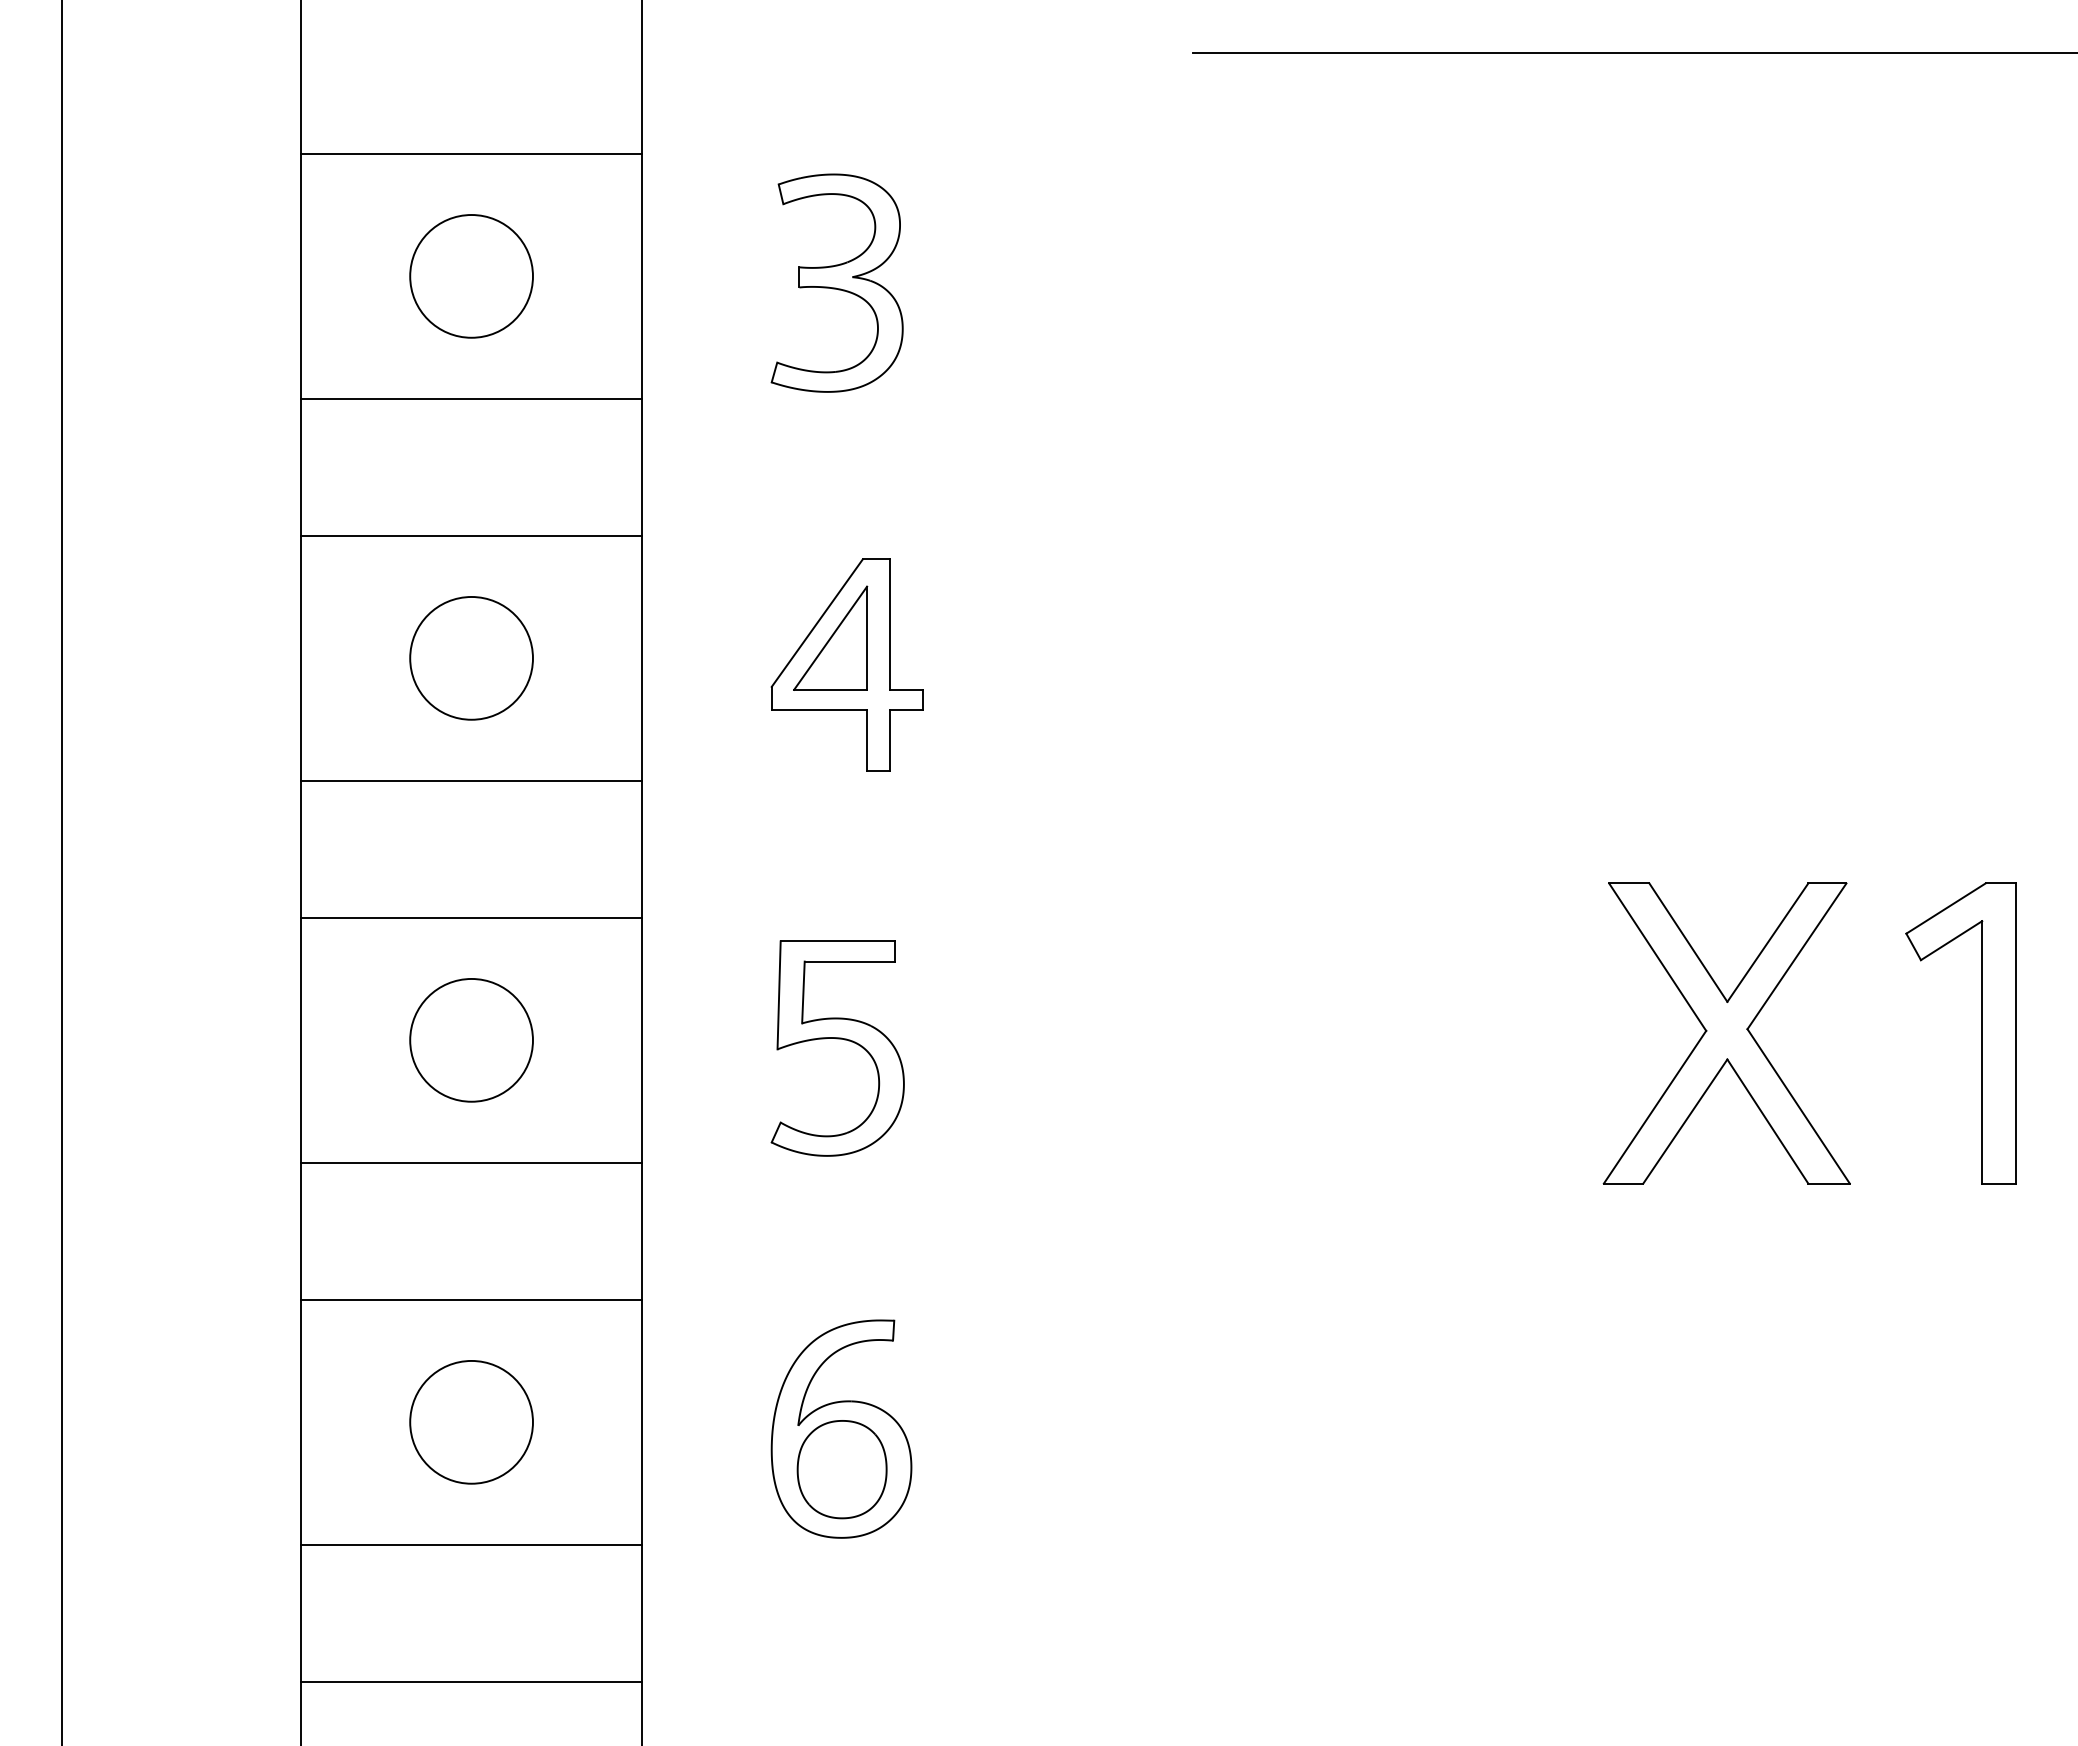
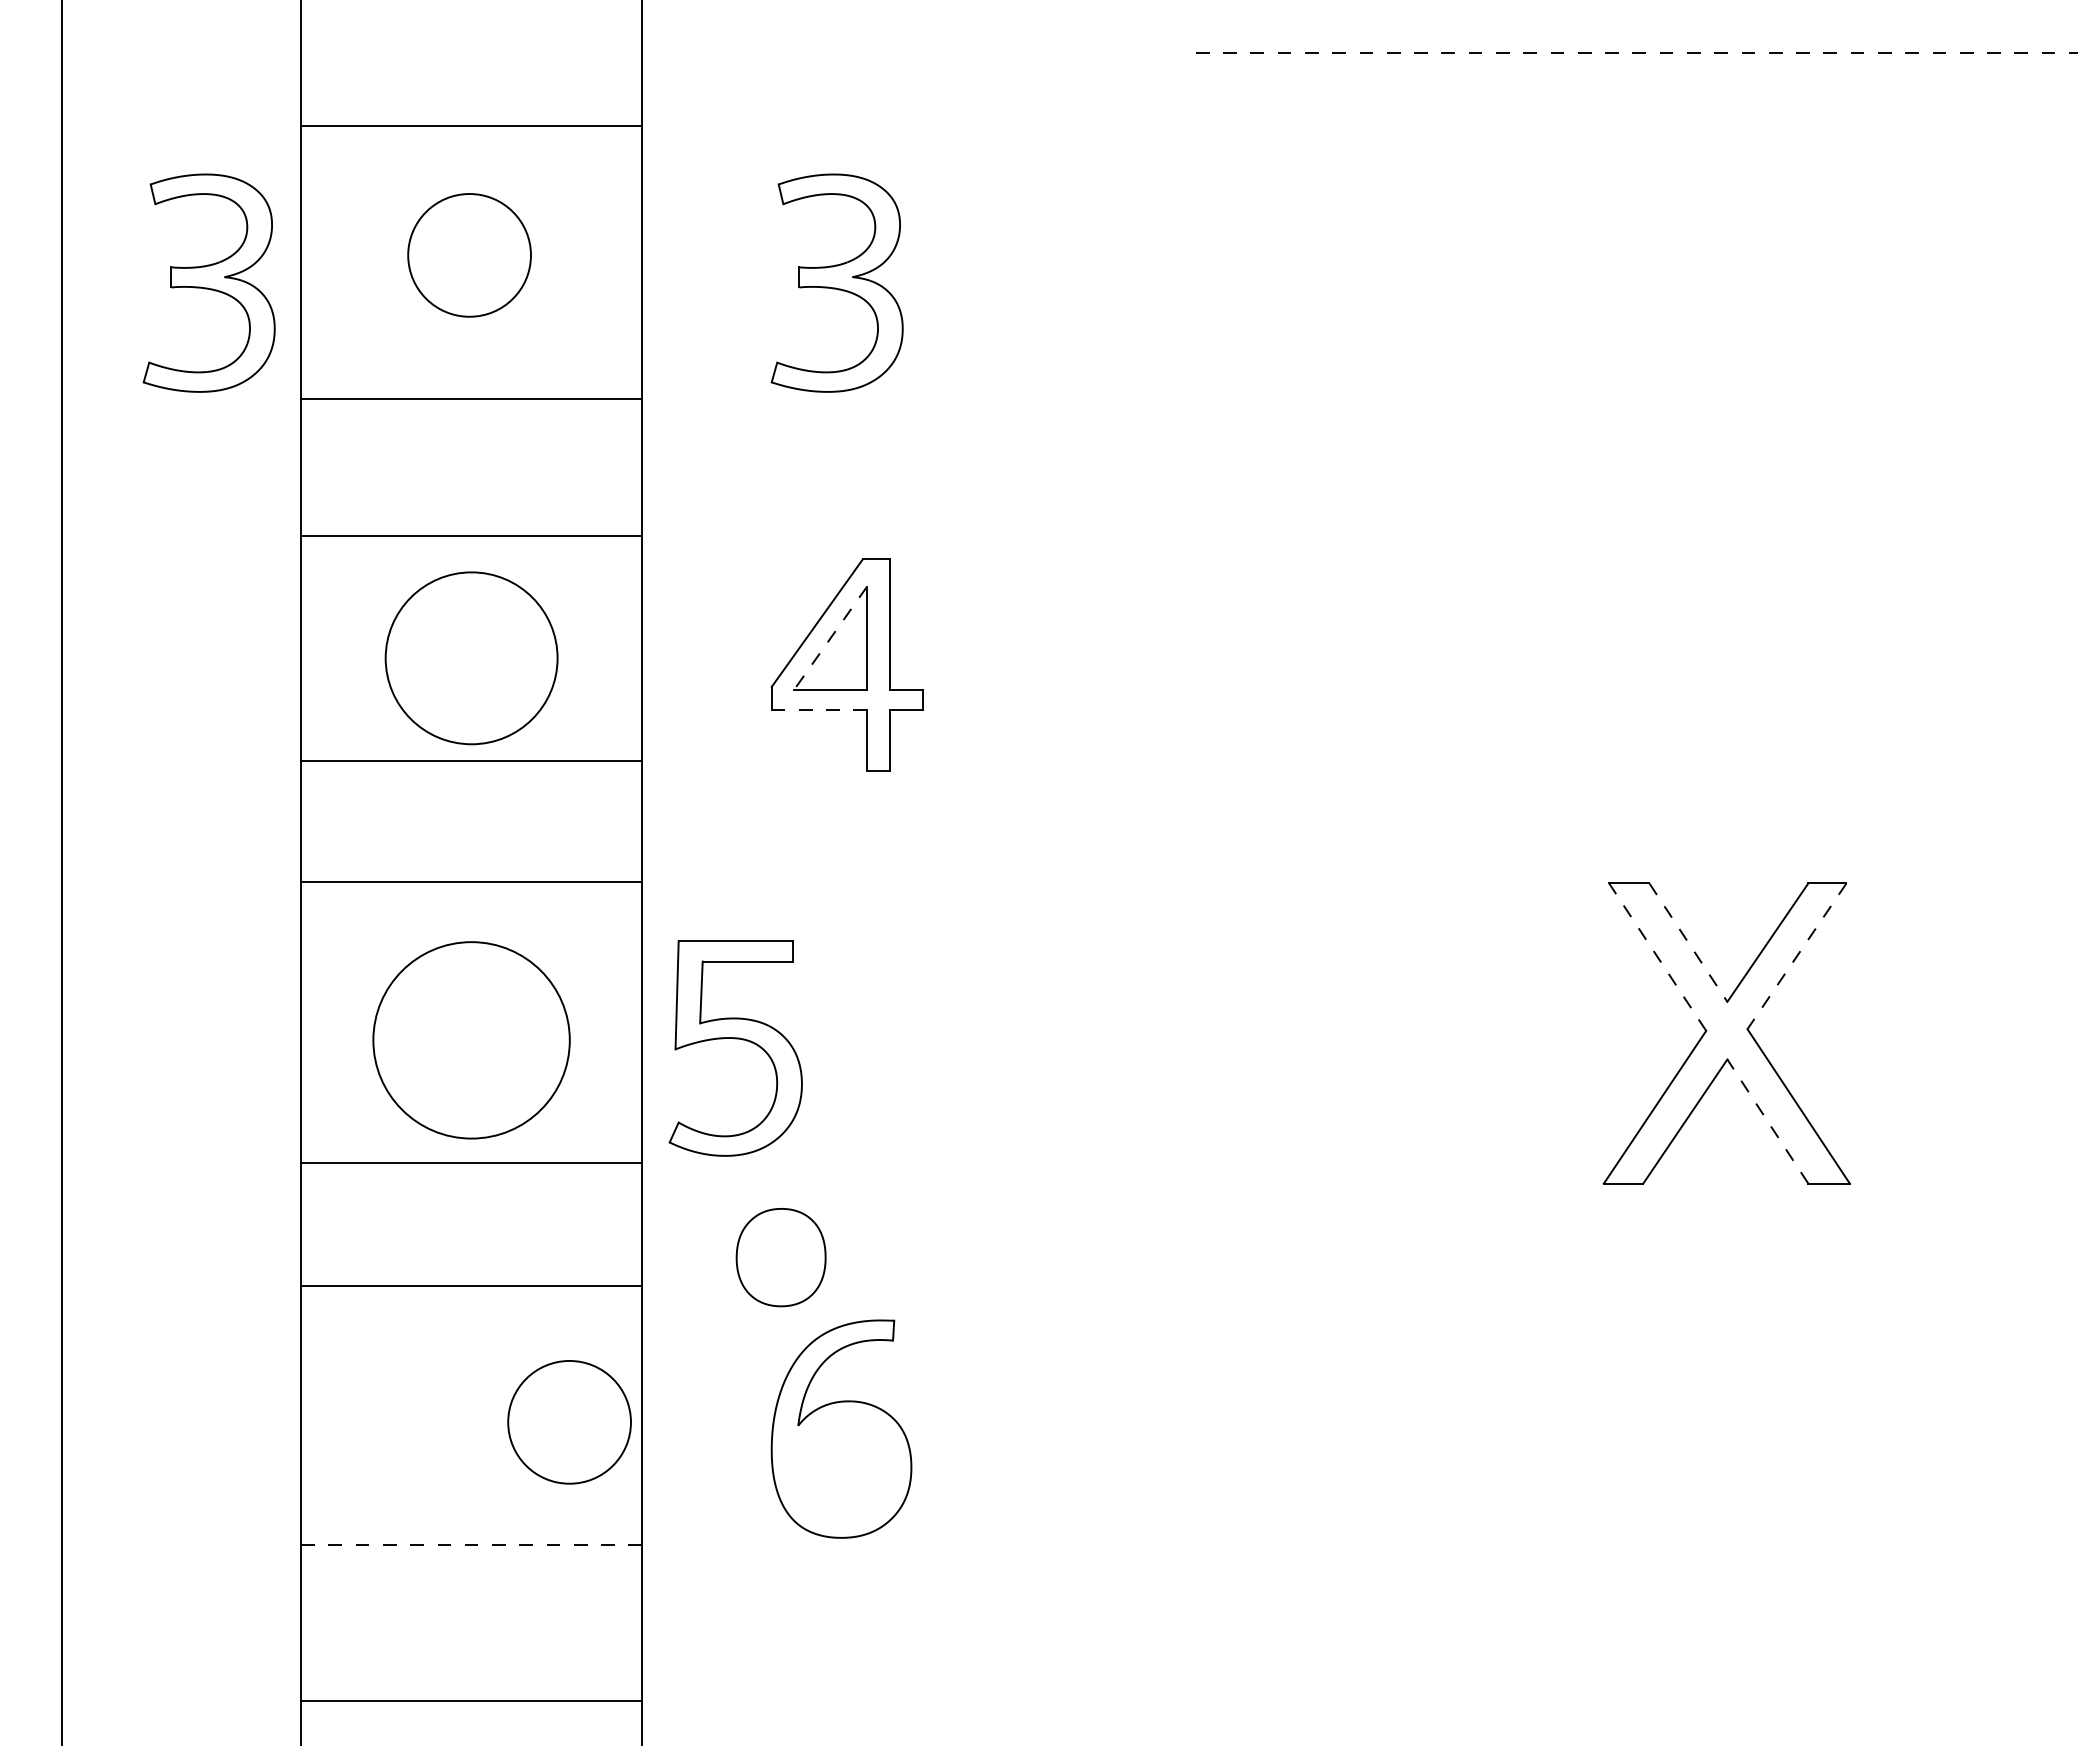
line: solid -> dashed (1635, 52)
line position: (471, 153) -> (471, 125) (471, 125)
circle position: (471, 276) -> (469, 255) (469, 255)
part: none -> present (208, 282)
line: solid -> dashed (830, 638)
circle size: 125x125 px -> 175x175 px (471, 658)
line: solid -> dashed (819, 710)
line position: (471, 781) -> (471, 761) (471, 761)
line position: (471, 917) -> (471, 881) (471, 881)
line: solid -> dashed (1688, 942)
line: solid -> dashed (1657, 956)
line: solid -> dashed (1796, 956)
part: present -> none (1981, 1033)
circle diameter: 123 px -> 196 px (471, 1040)
part position: (837, 1039) -> (735, 1039) (735, 1039)
line: solid -> dashed (1767, 1121)
line position: (471, 1299) -> (471, 1285) (471, 1285)
circle position: (471, 1422) -> (569, 1422) (569, 1422)
part position: (841, 1469) -> (780, 1257) (780, 1257)
line: solid -> dashed (471, 1545)
line position: (471, 1681) -> (471, 1700) (471, 1700)
